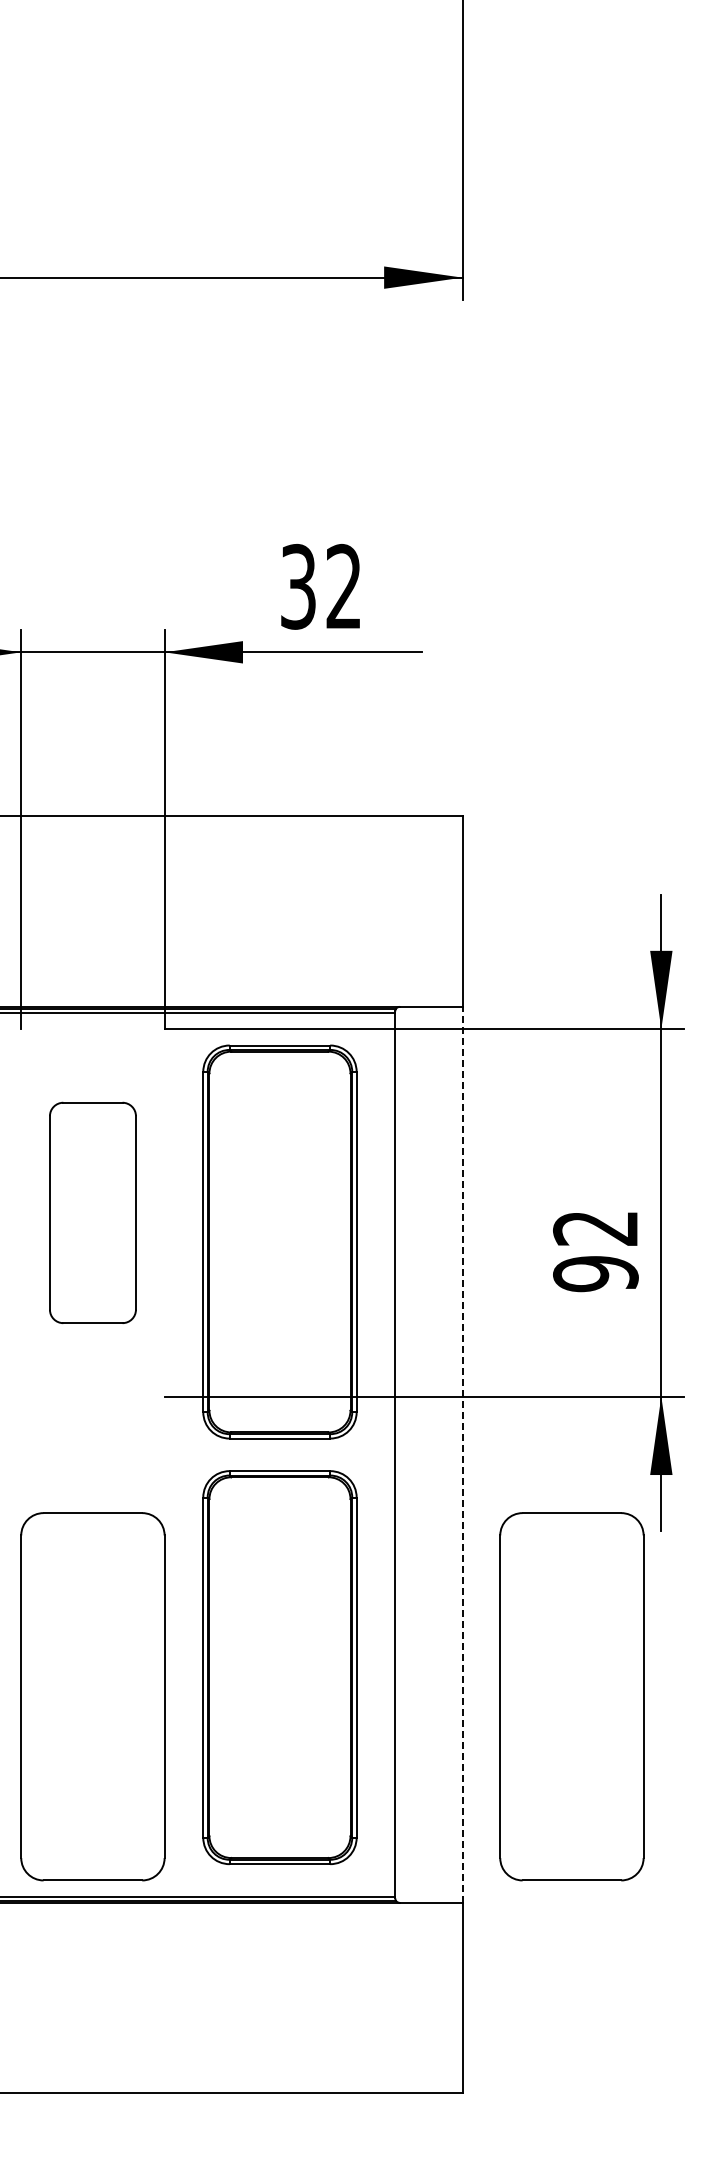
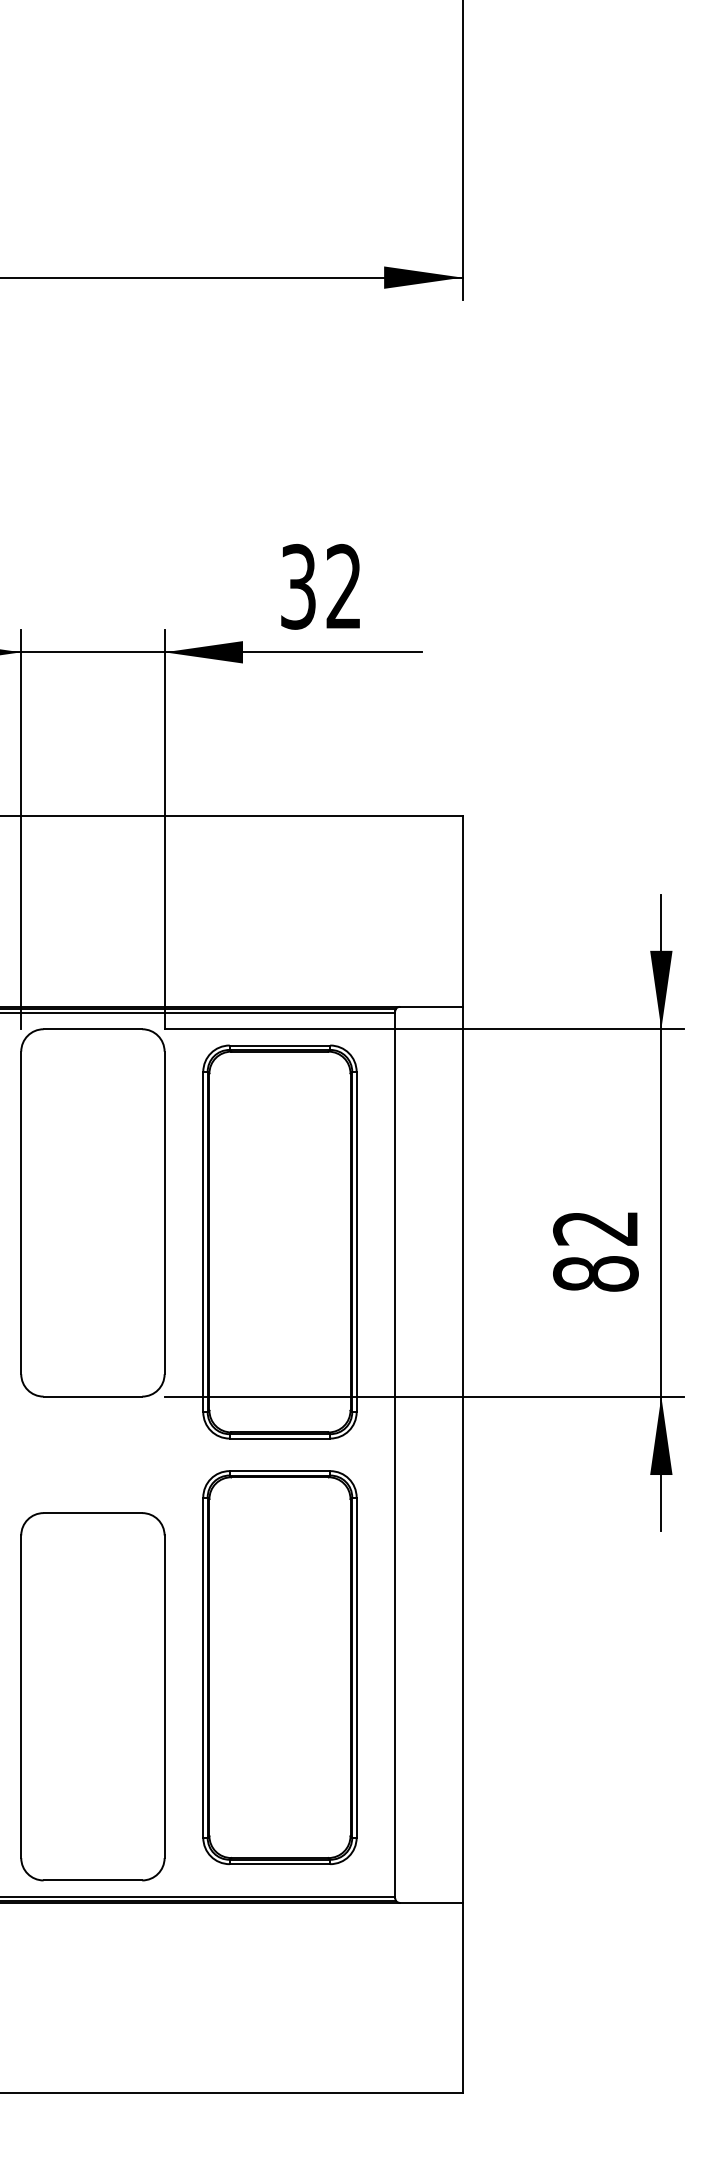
part size: 88x223 px -> 146x370 px (92, 1212)
text: 92 -> 82 (595, 1274)
line: dashed -> solid (462, 1454)
part: present -> none (571, 1696)
